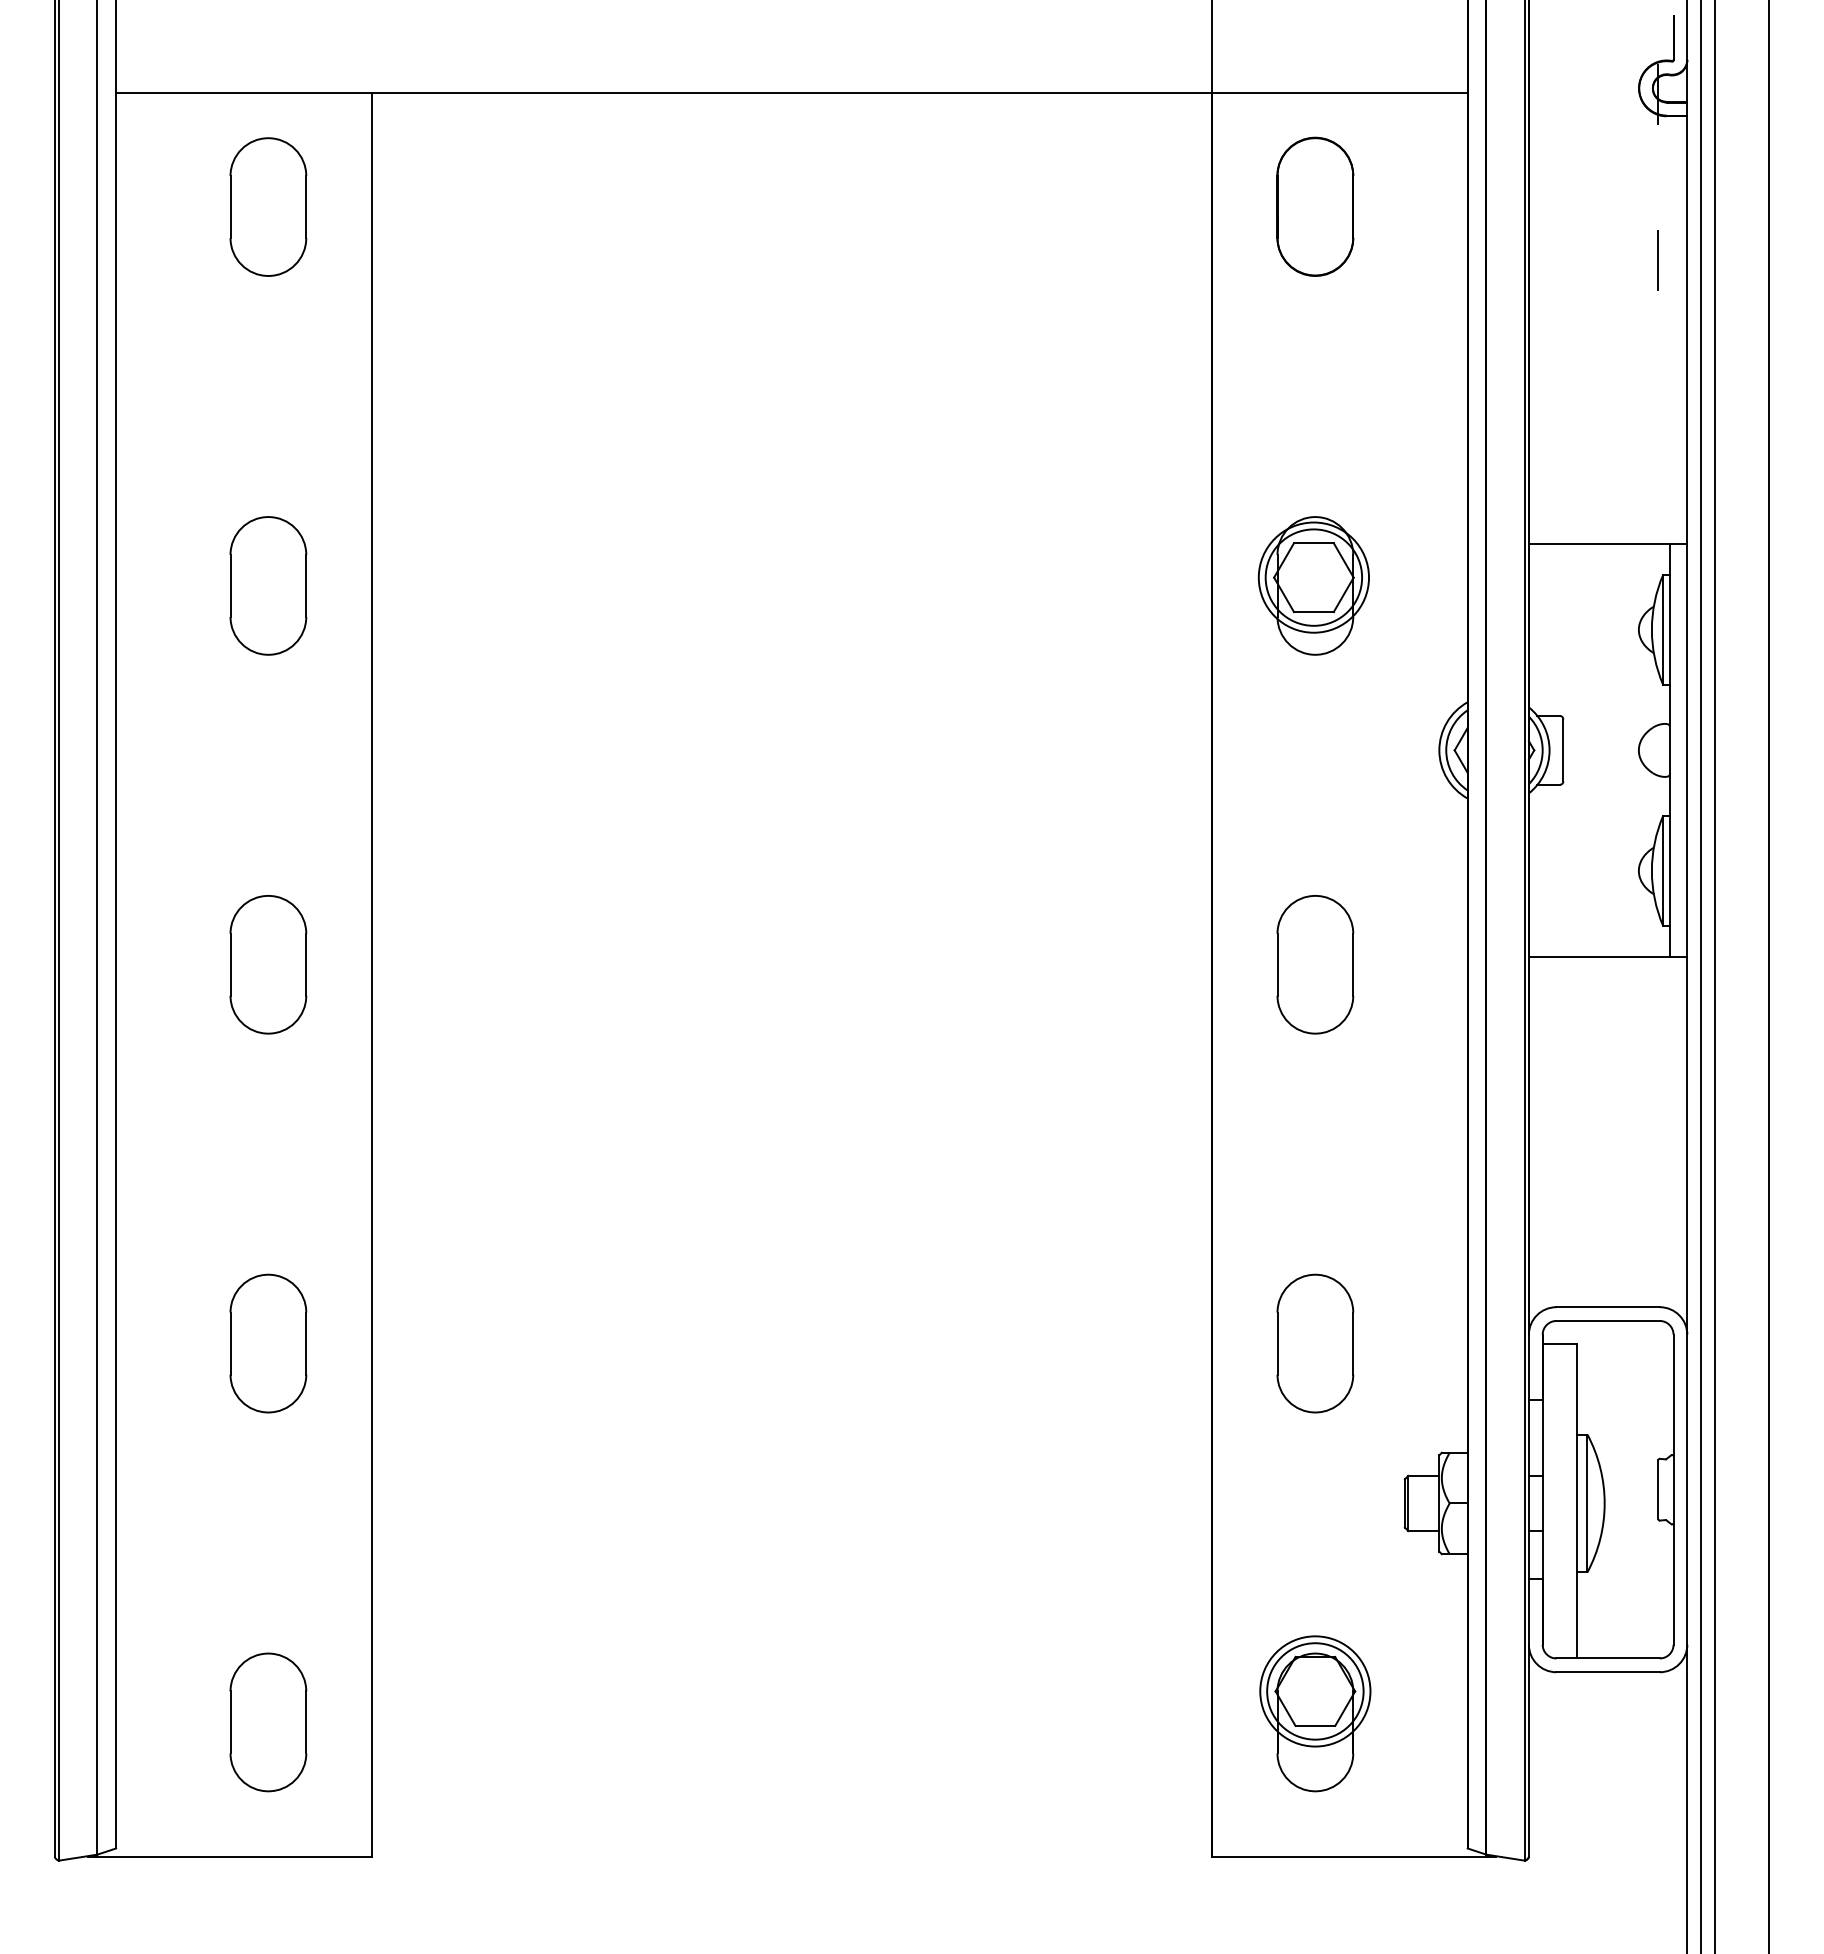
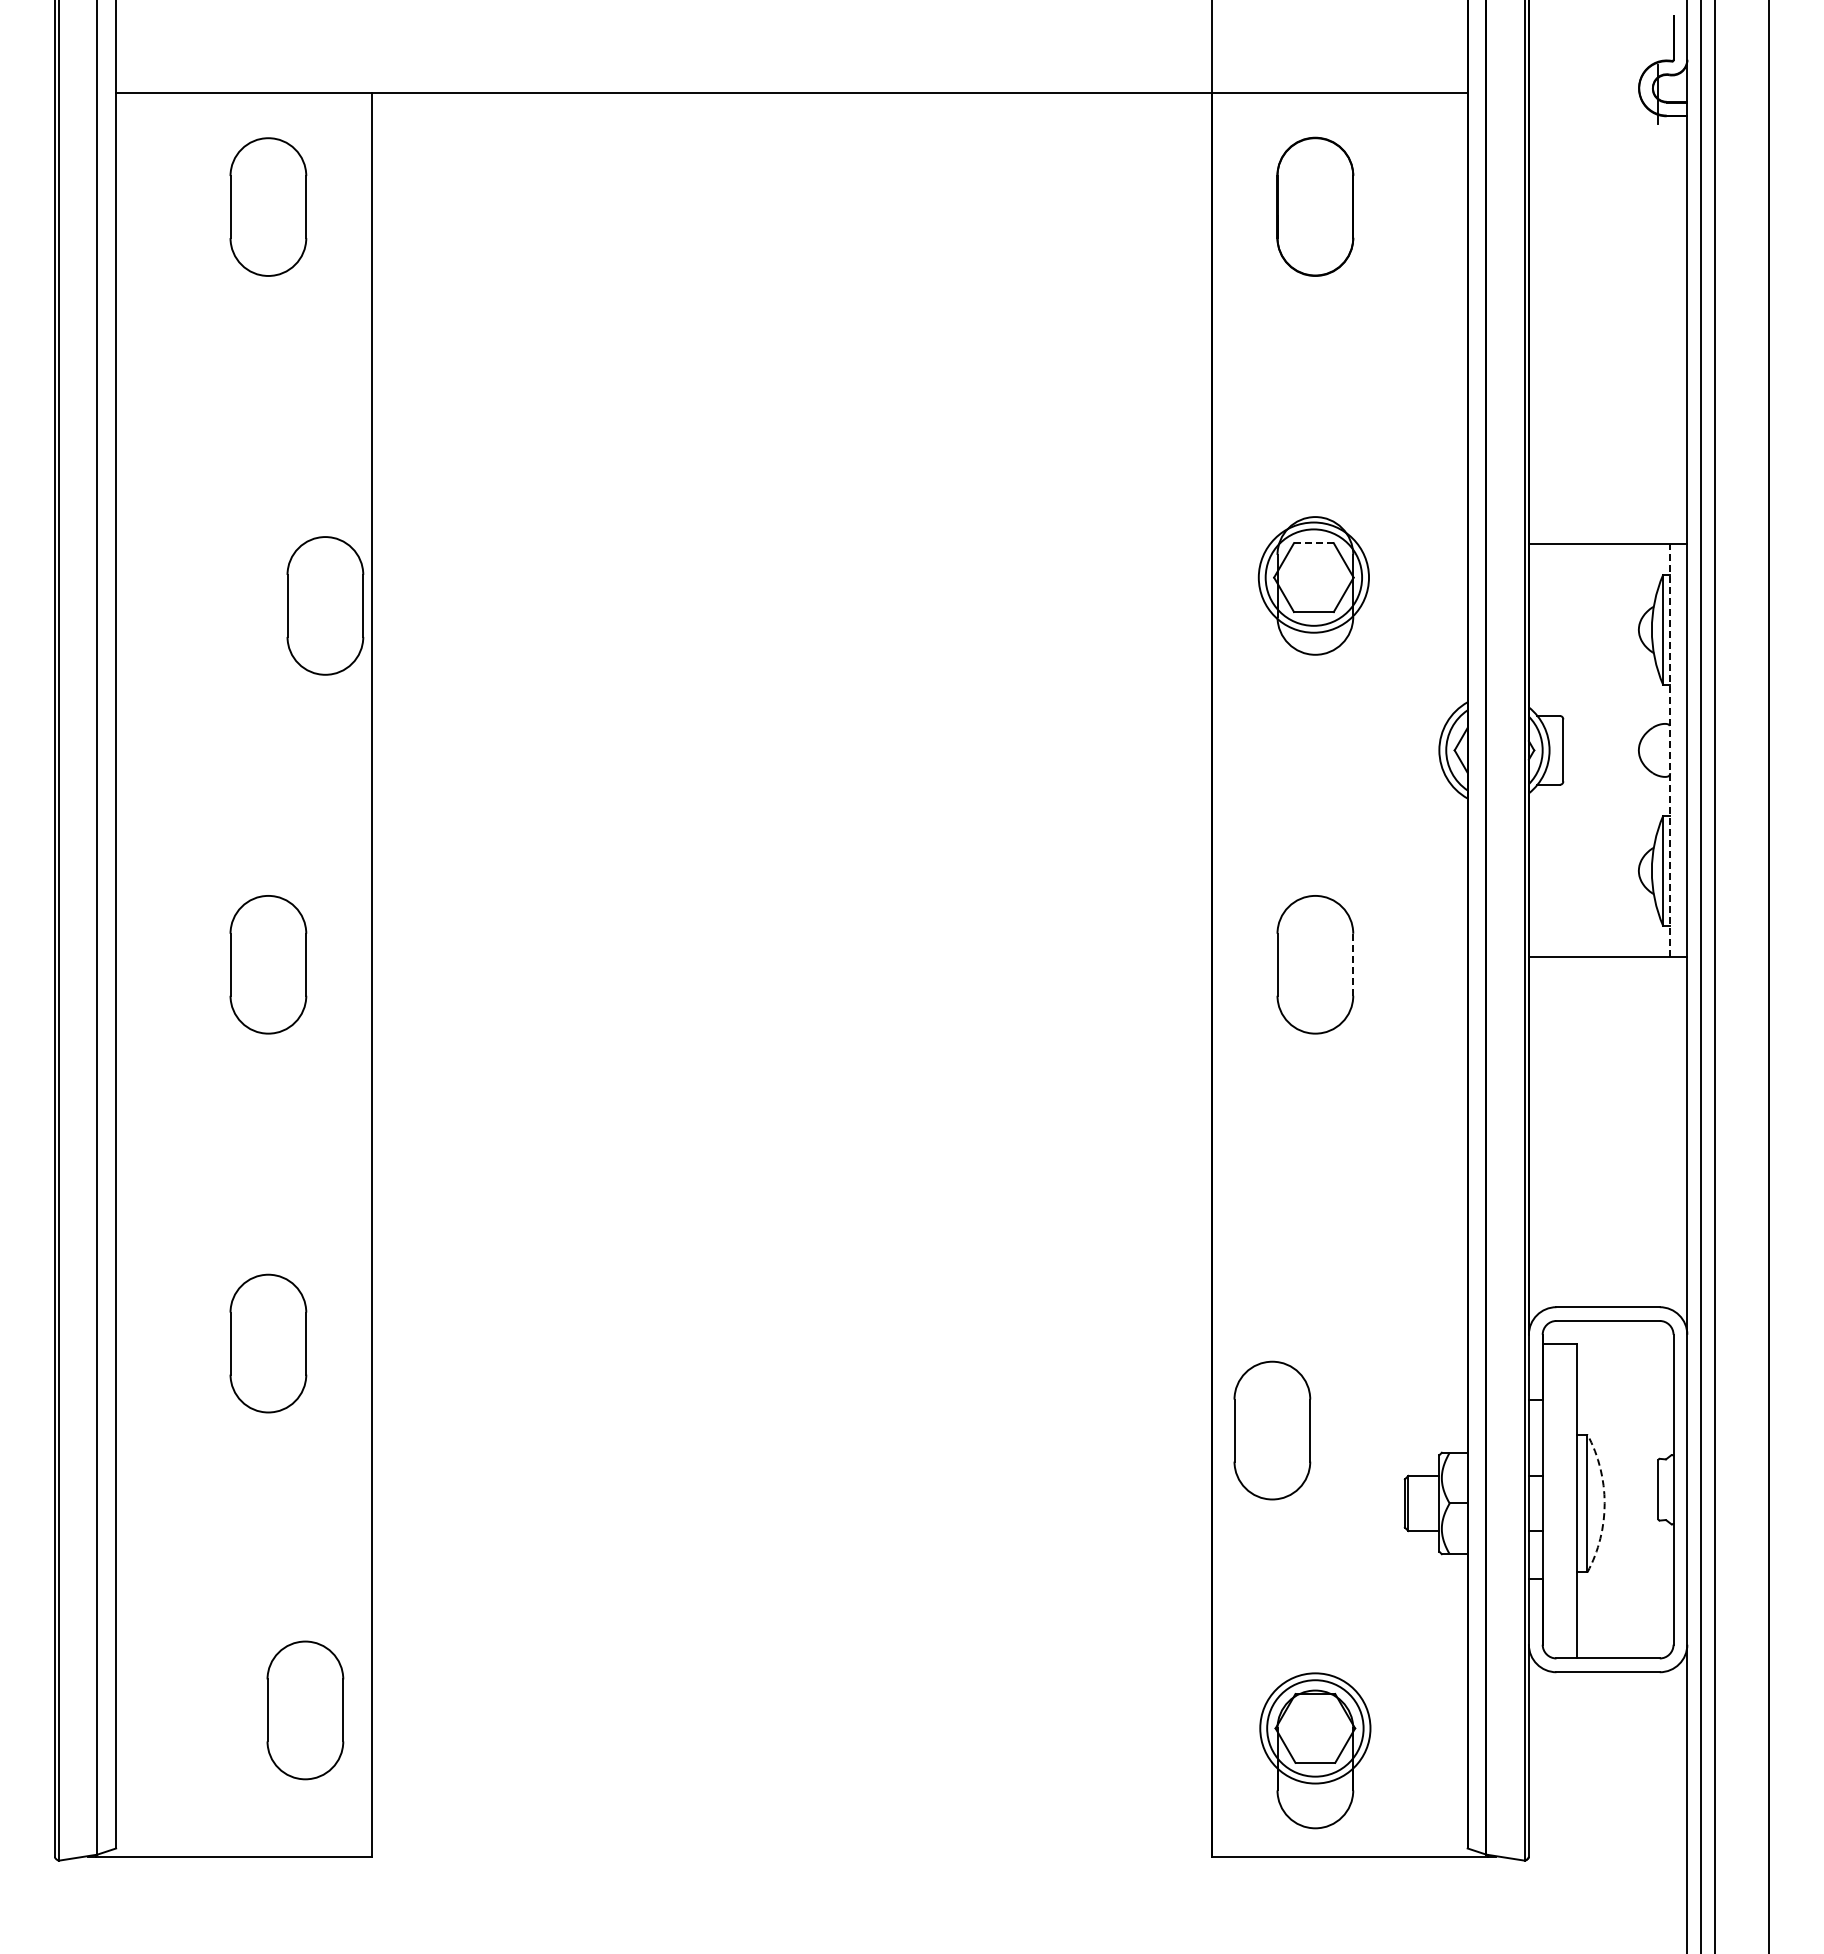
line: present -> none (1658, 259)
line: solid -> dashed (1313, 543)
part position: (268, 585) -> (325, 605) (325, 605)
line: solid -> dashed (1670, 750)
line: solid -> dashed (1353, 964)
part position: (1315, 1343) -> (1272, 1430) (1272, 1430)
arc: solid -> dashed (1604, 1503)
part position: (1315, 1713) -> (1315, 1750) (1315, 1750)
part position: (268, 1722) -> (305, 1710) (305, 1710)
